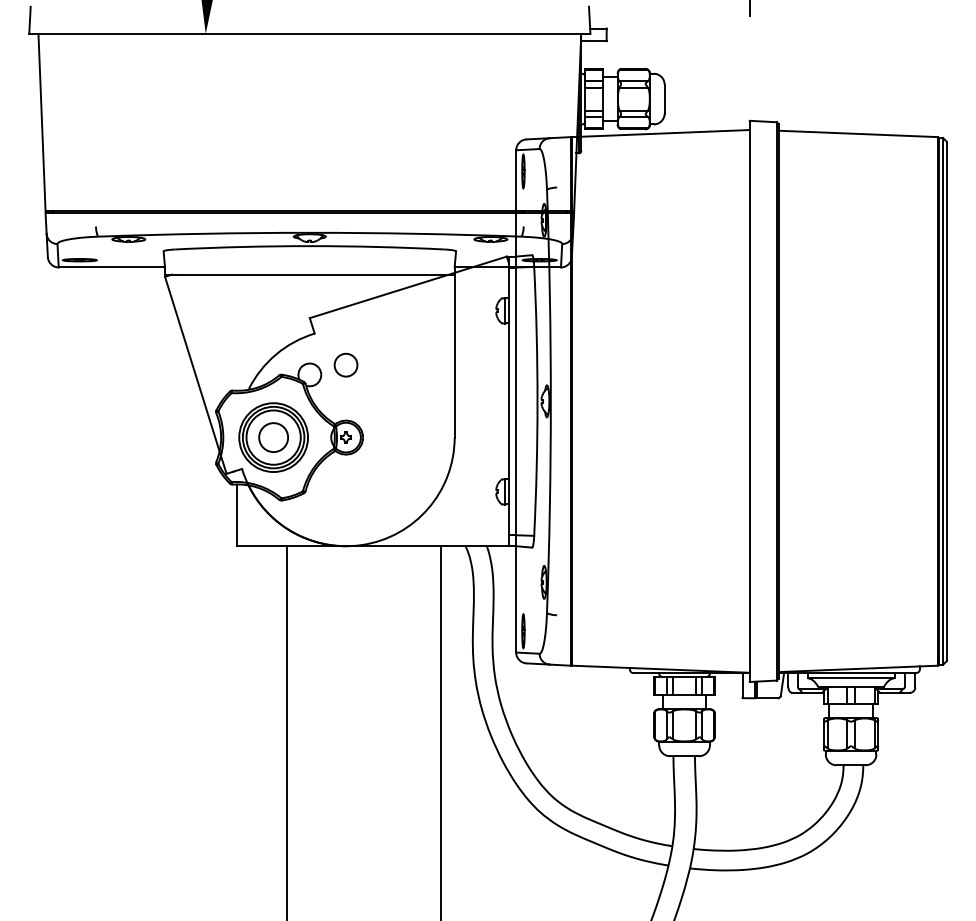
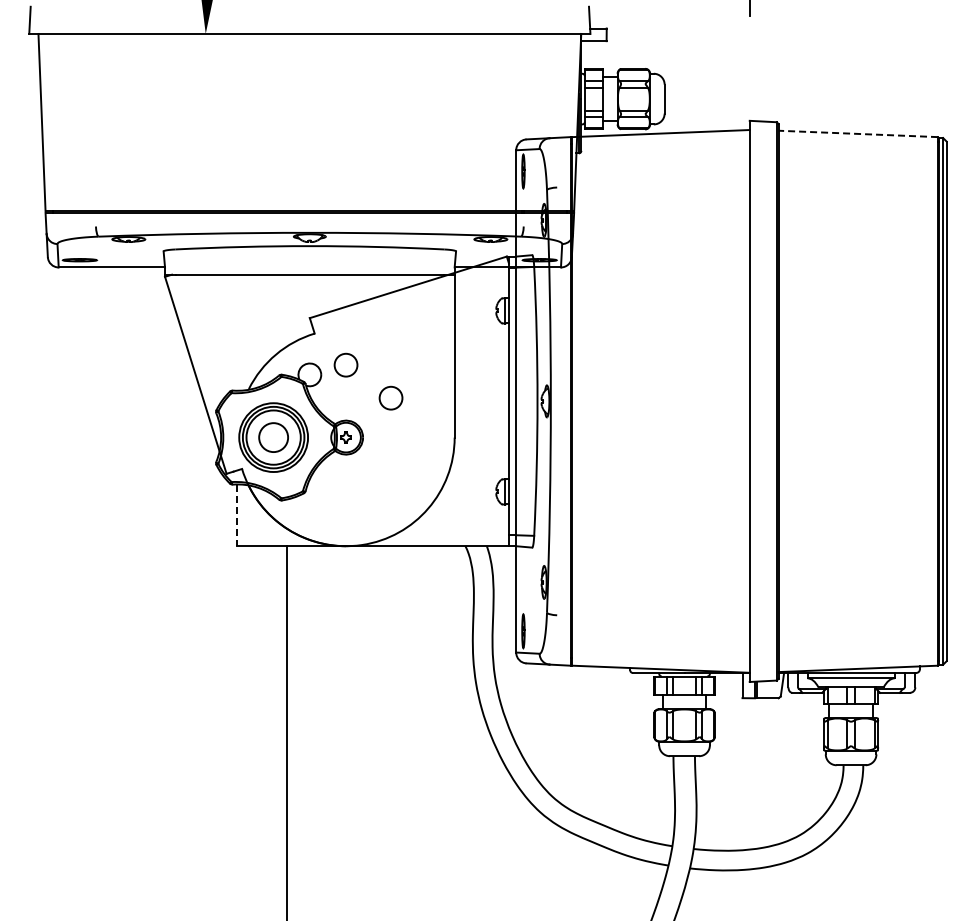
line: solid -> dashed (858, 133)
circle: none -> present (390, 397)
line: solid -> dashed (237, 515)
line: present -> none (441, 731)
